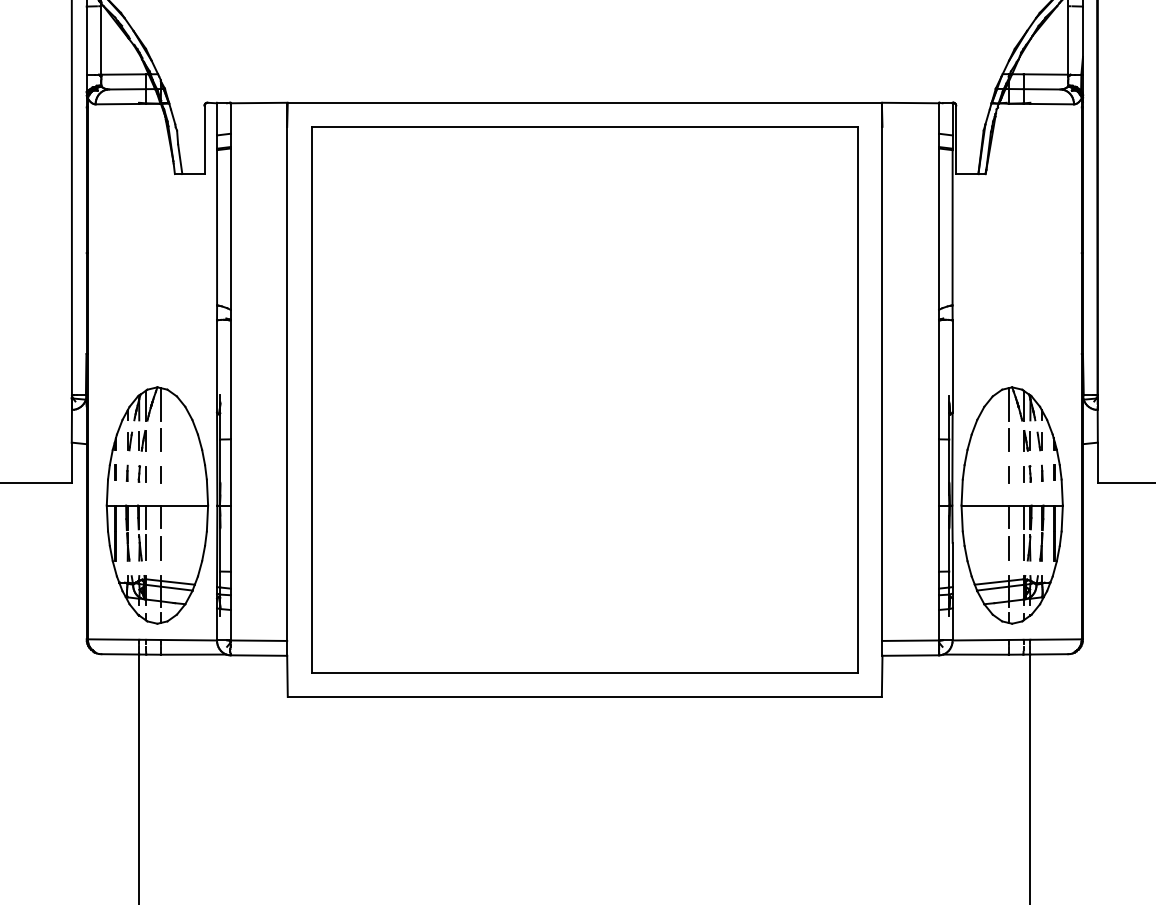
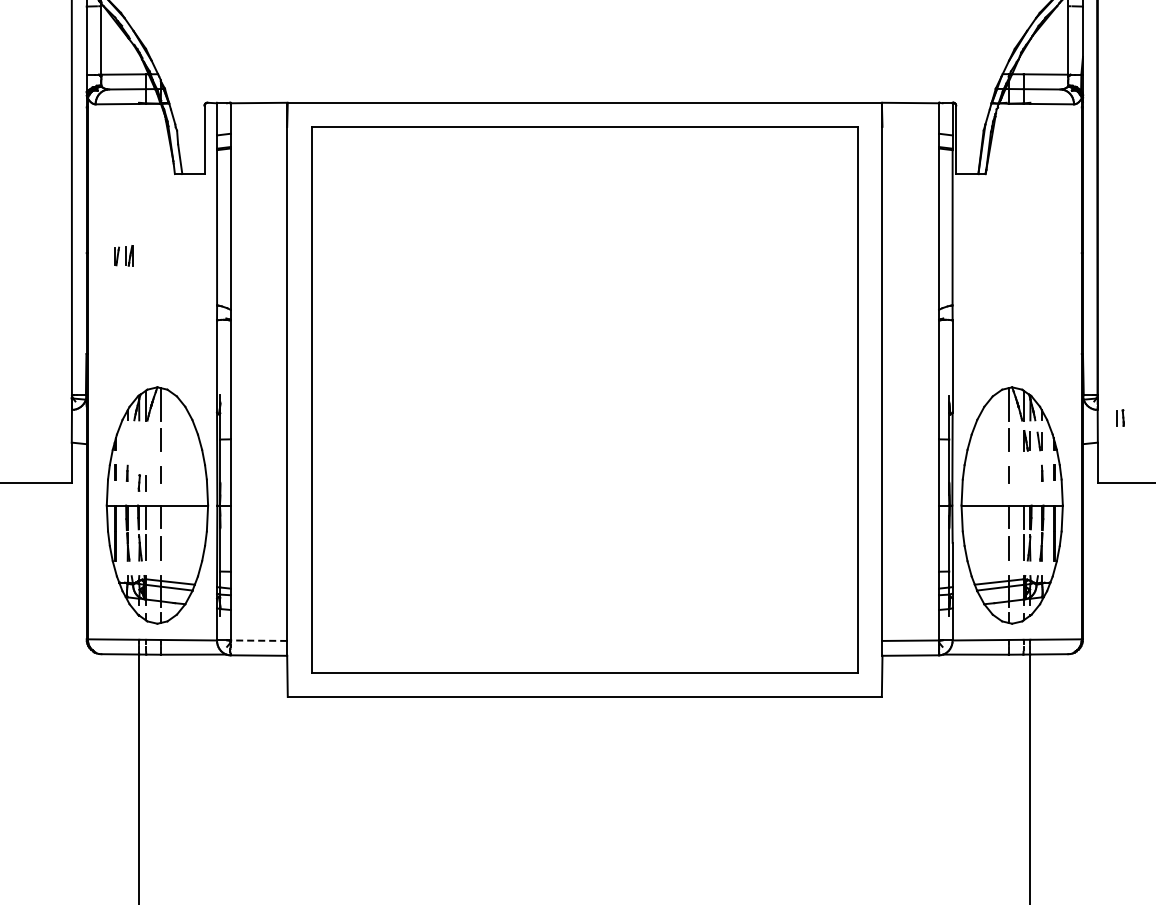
part position: (136, 440) -> (123, 255) (123, 255)
part position: (141, 473) -> (141, 482) (141, 482)
part position: (1027, 473) -> (1120, 417) (1120, 417)
line: solid -> dashed (258, 640)
